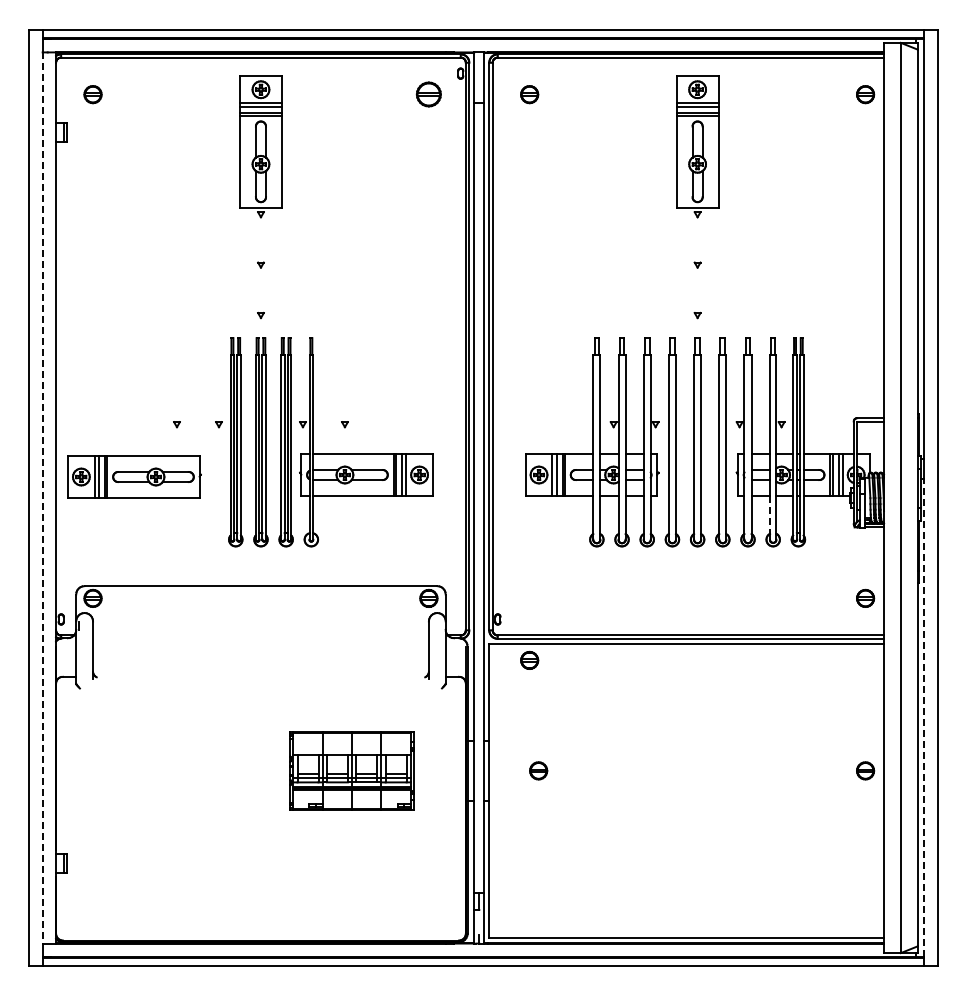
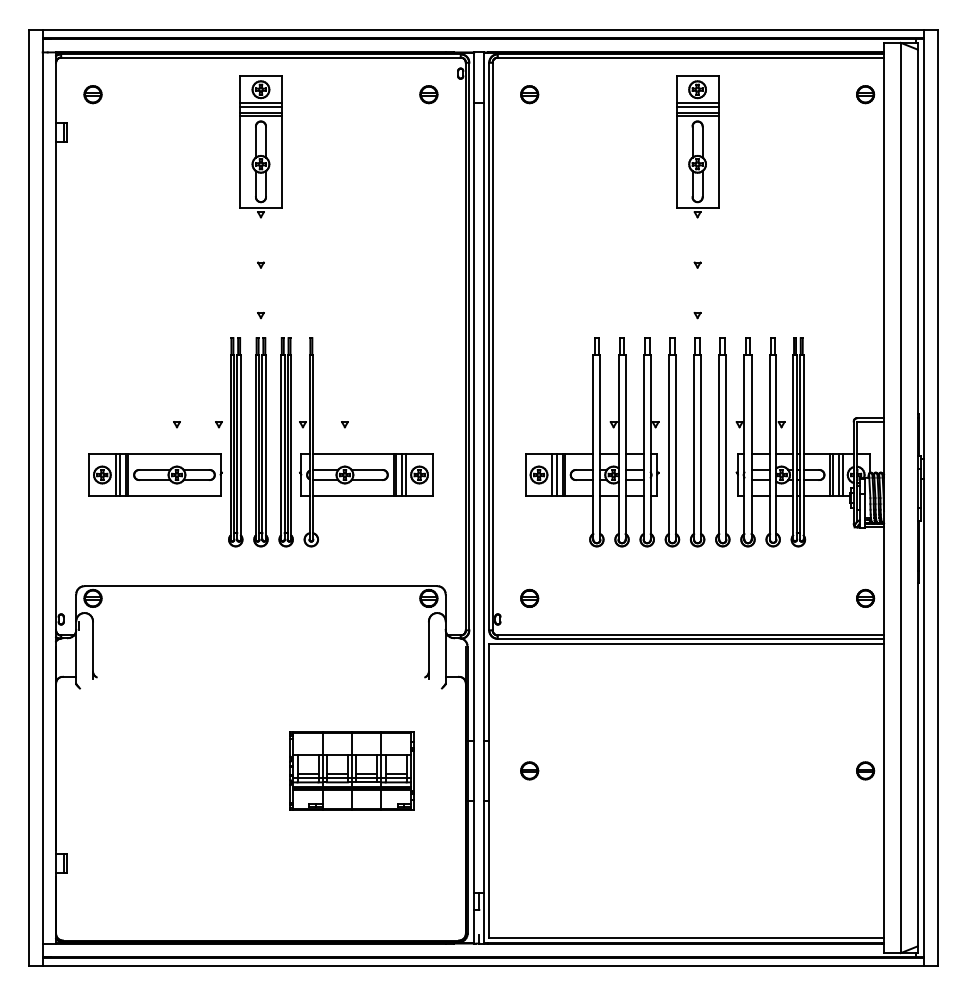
part size: 27x27 px -> 20x20 px (428, 94)
part position: (134, 476) -> (155, 474) (155, 474)
line: dashed -> solid (42, 498)
line: dashed -> solid (770, 514)
part position: (529, 659) -> (529, 597) (529, 597)
line: dashed -> solid (924, 718)
part position: (538, 770) -> (529, 770) (529, 770)
